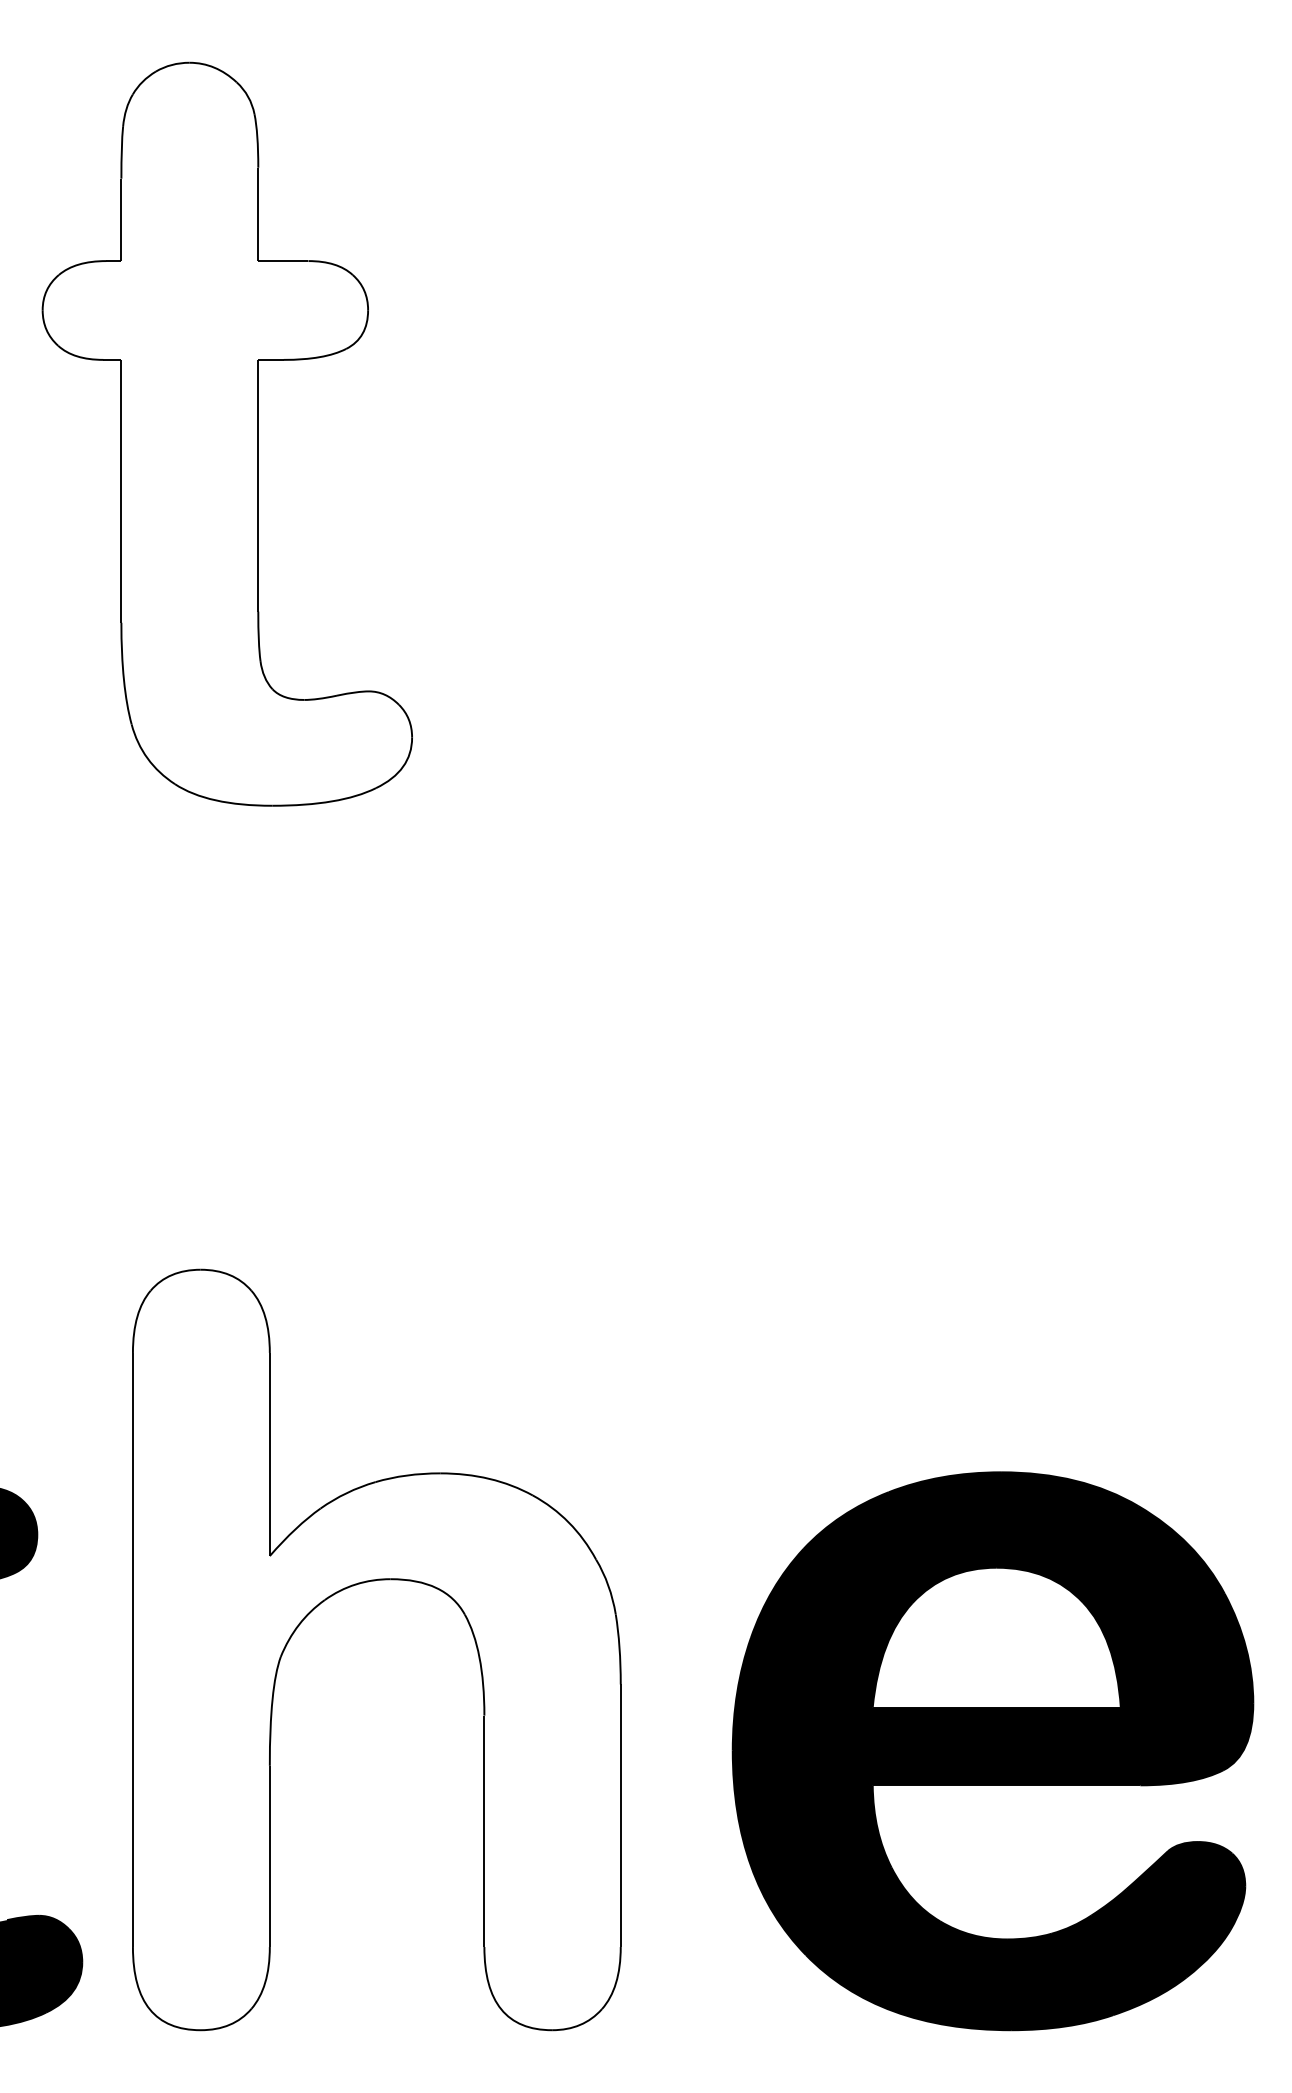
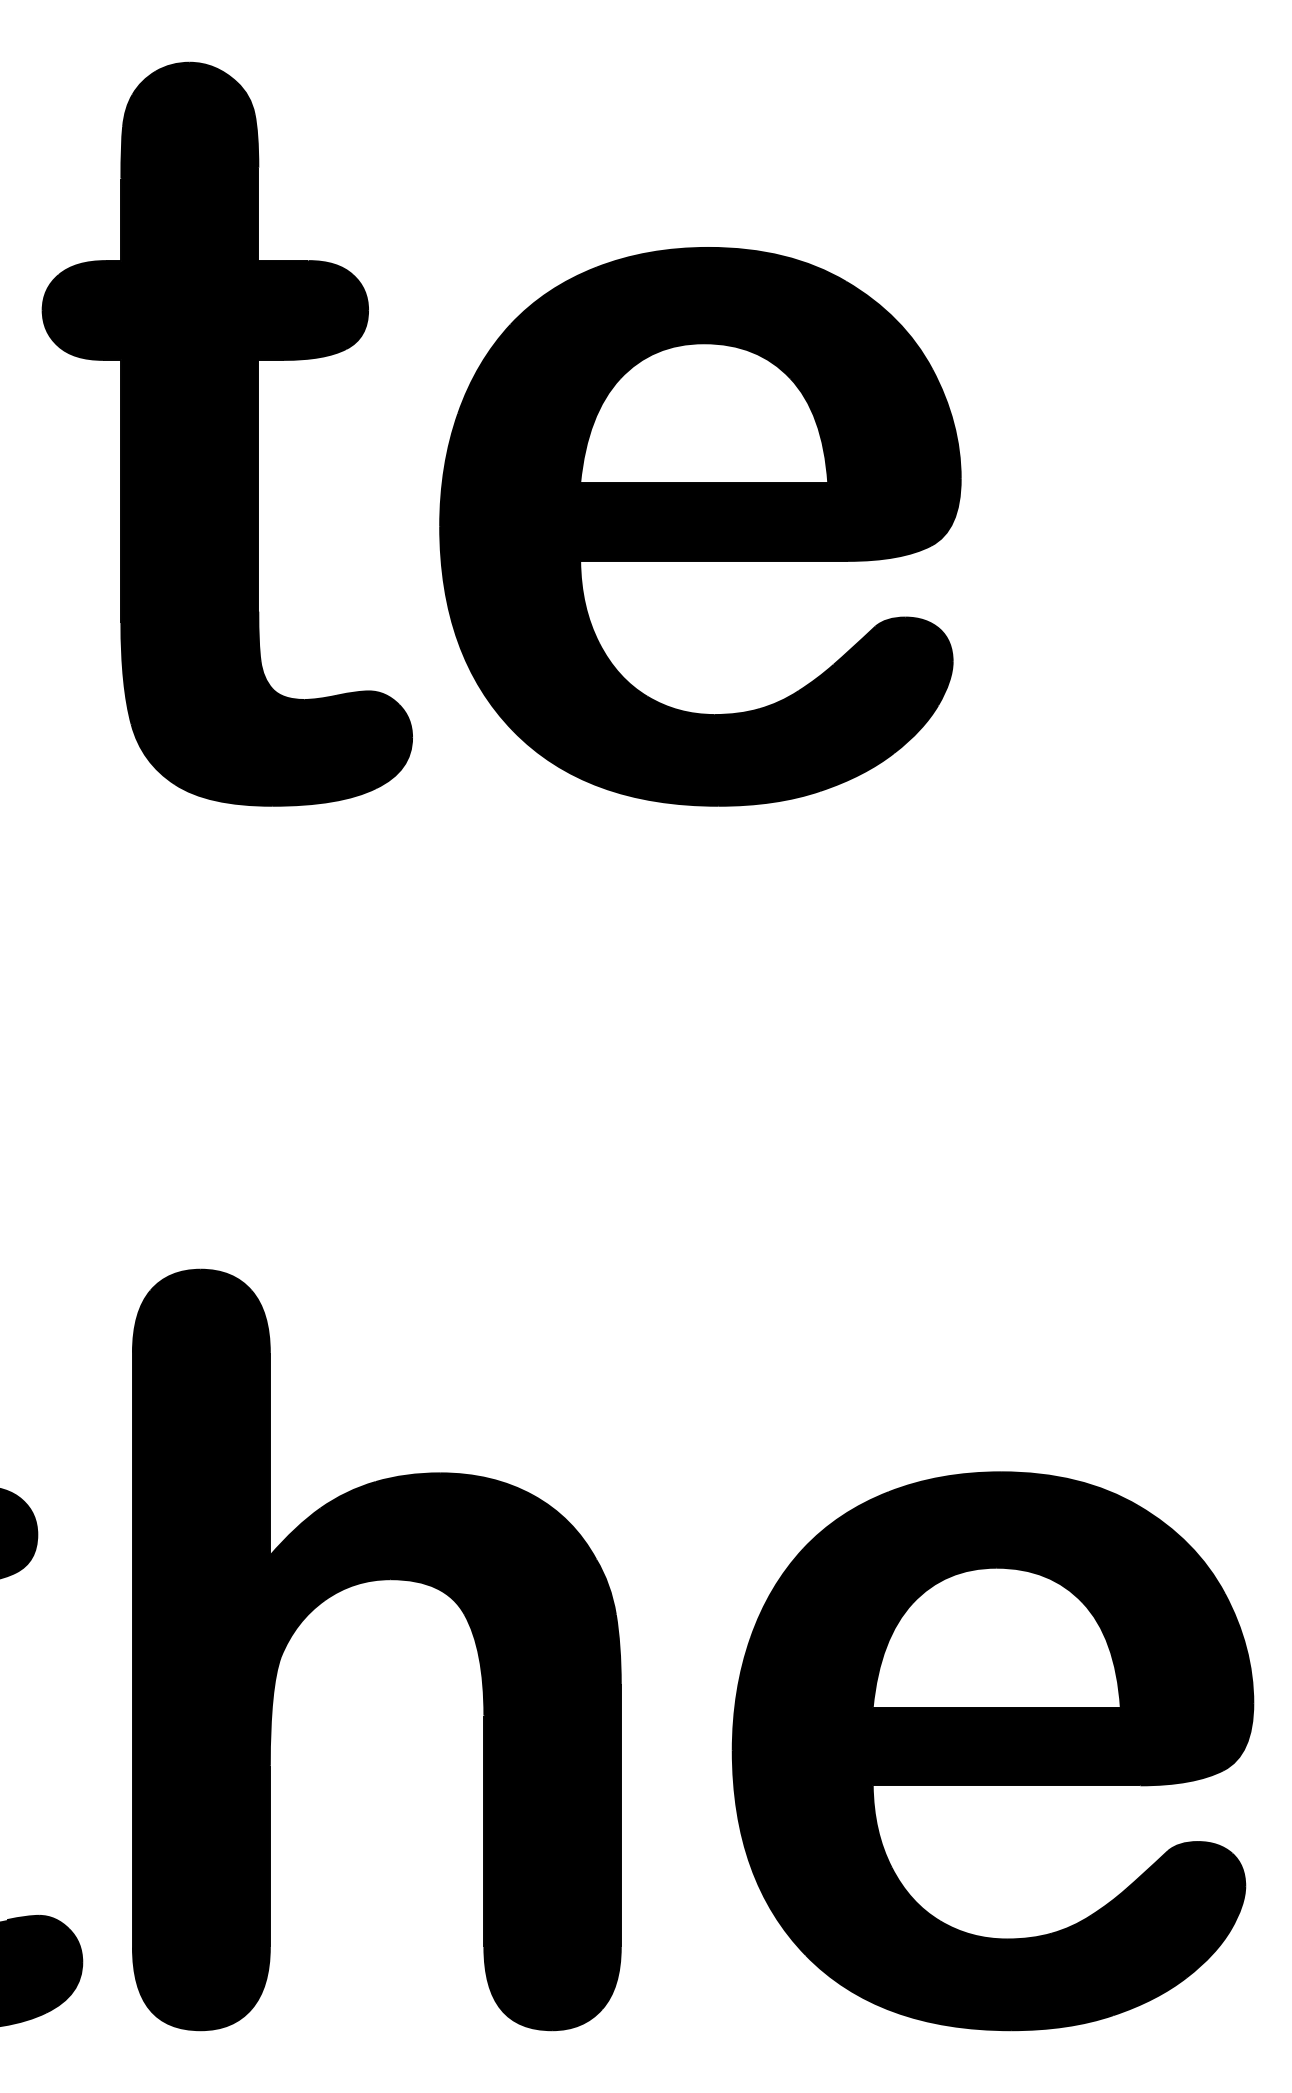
fill: none -> present (227, 433)
part: none -> present (700, 526)
fill: none -> present (376, 1649)
